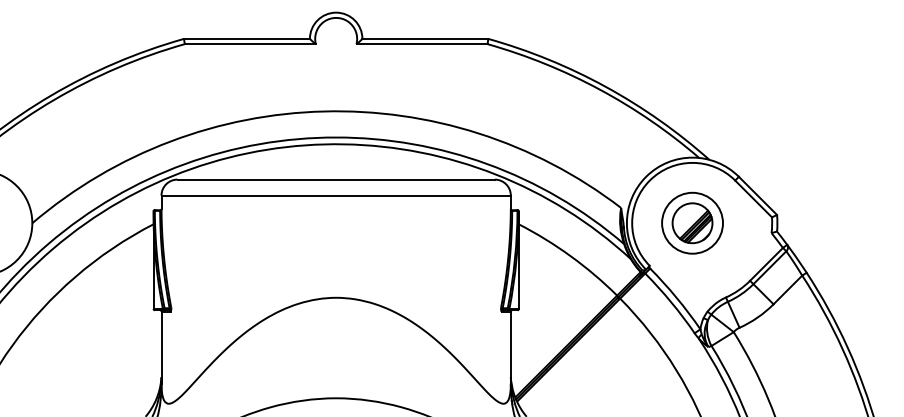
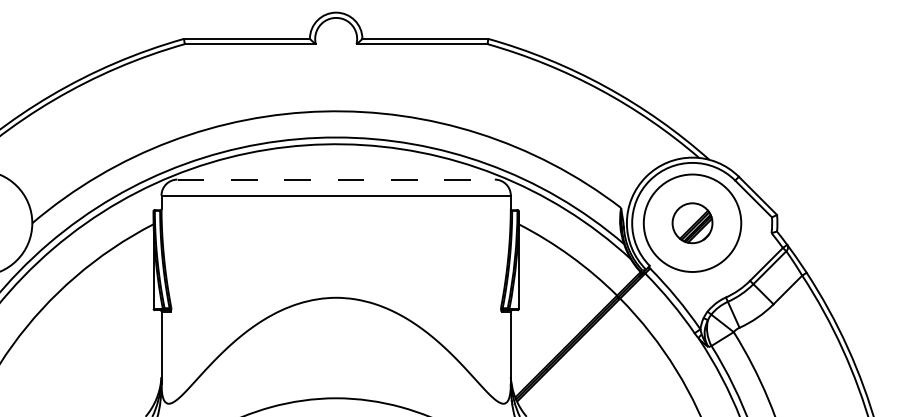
line: solid -> dashed (336, 179)
circle diameter: 61 px -> 97 px (692, 222)
